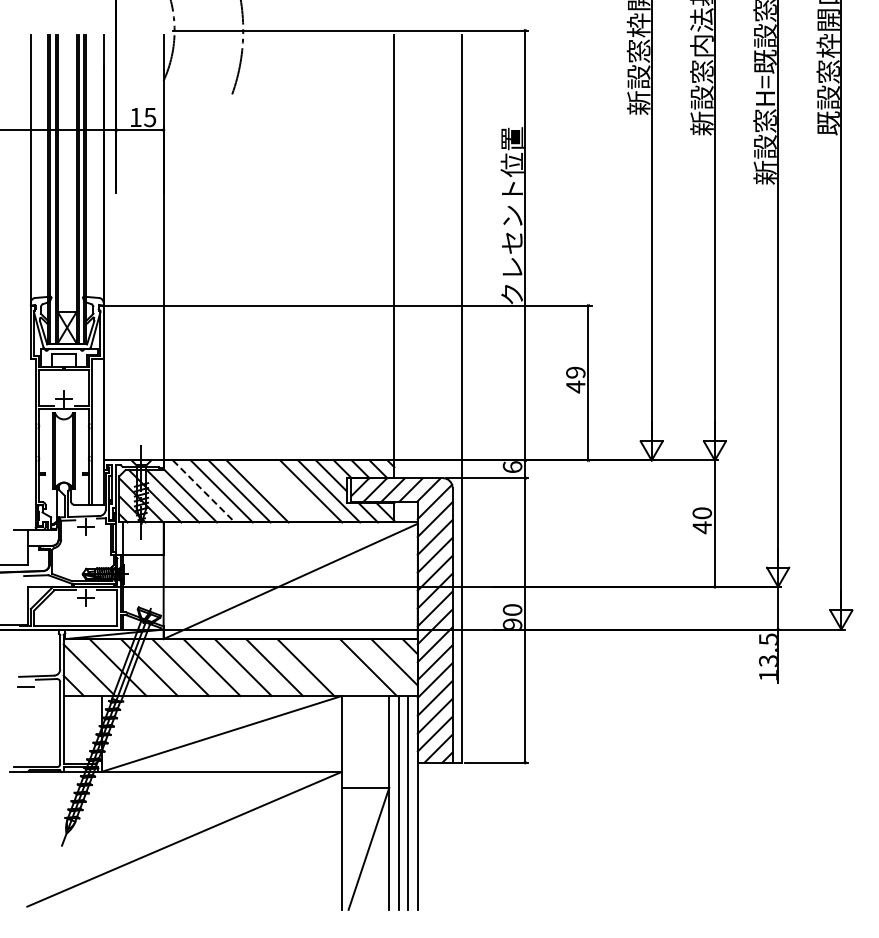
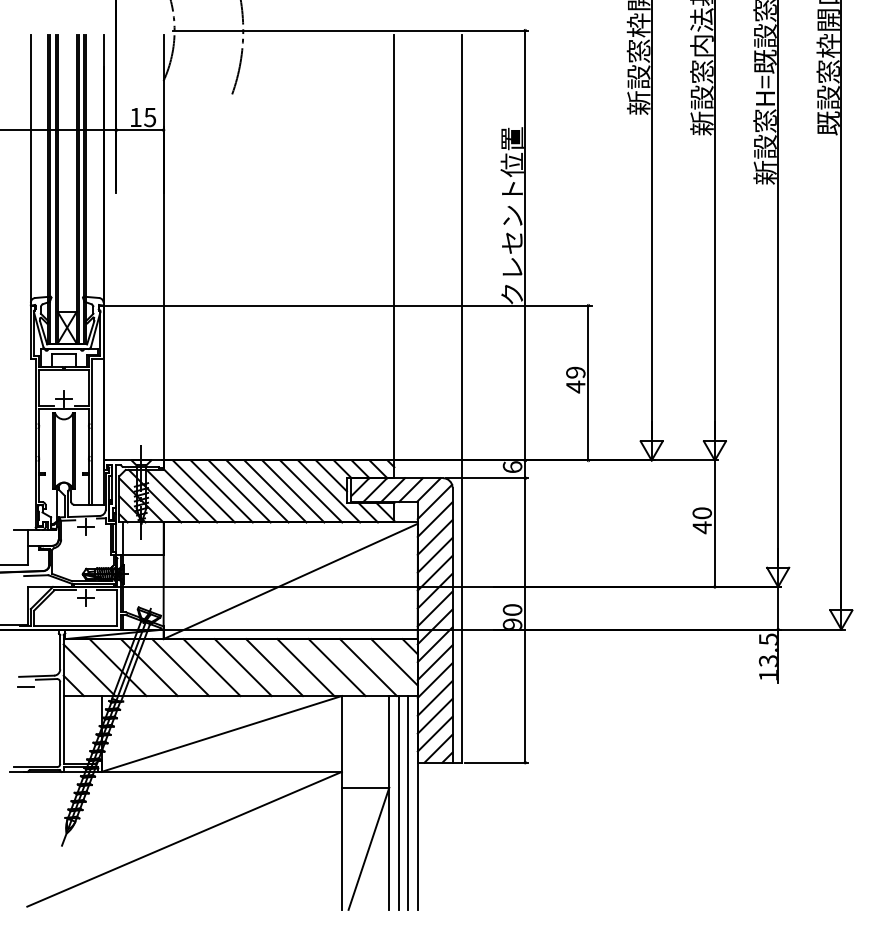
line: dashed -> solid (203, 491)
line: none -> present (275, 491)
line: none -> present (293, 491)
line: none -> present (336, 667)
